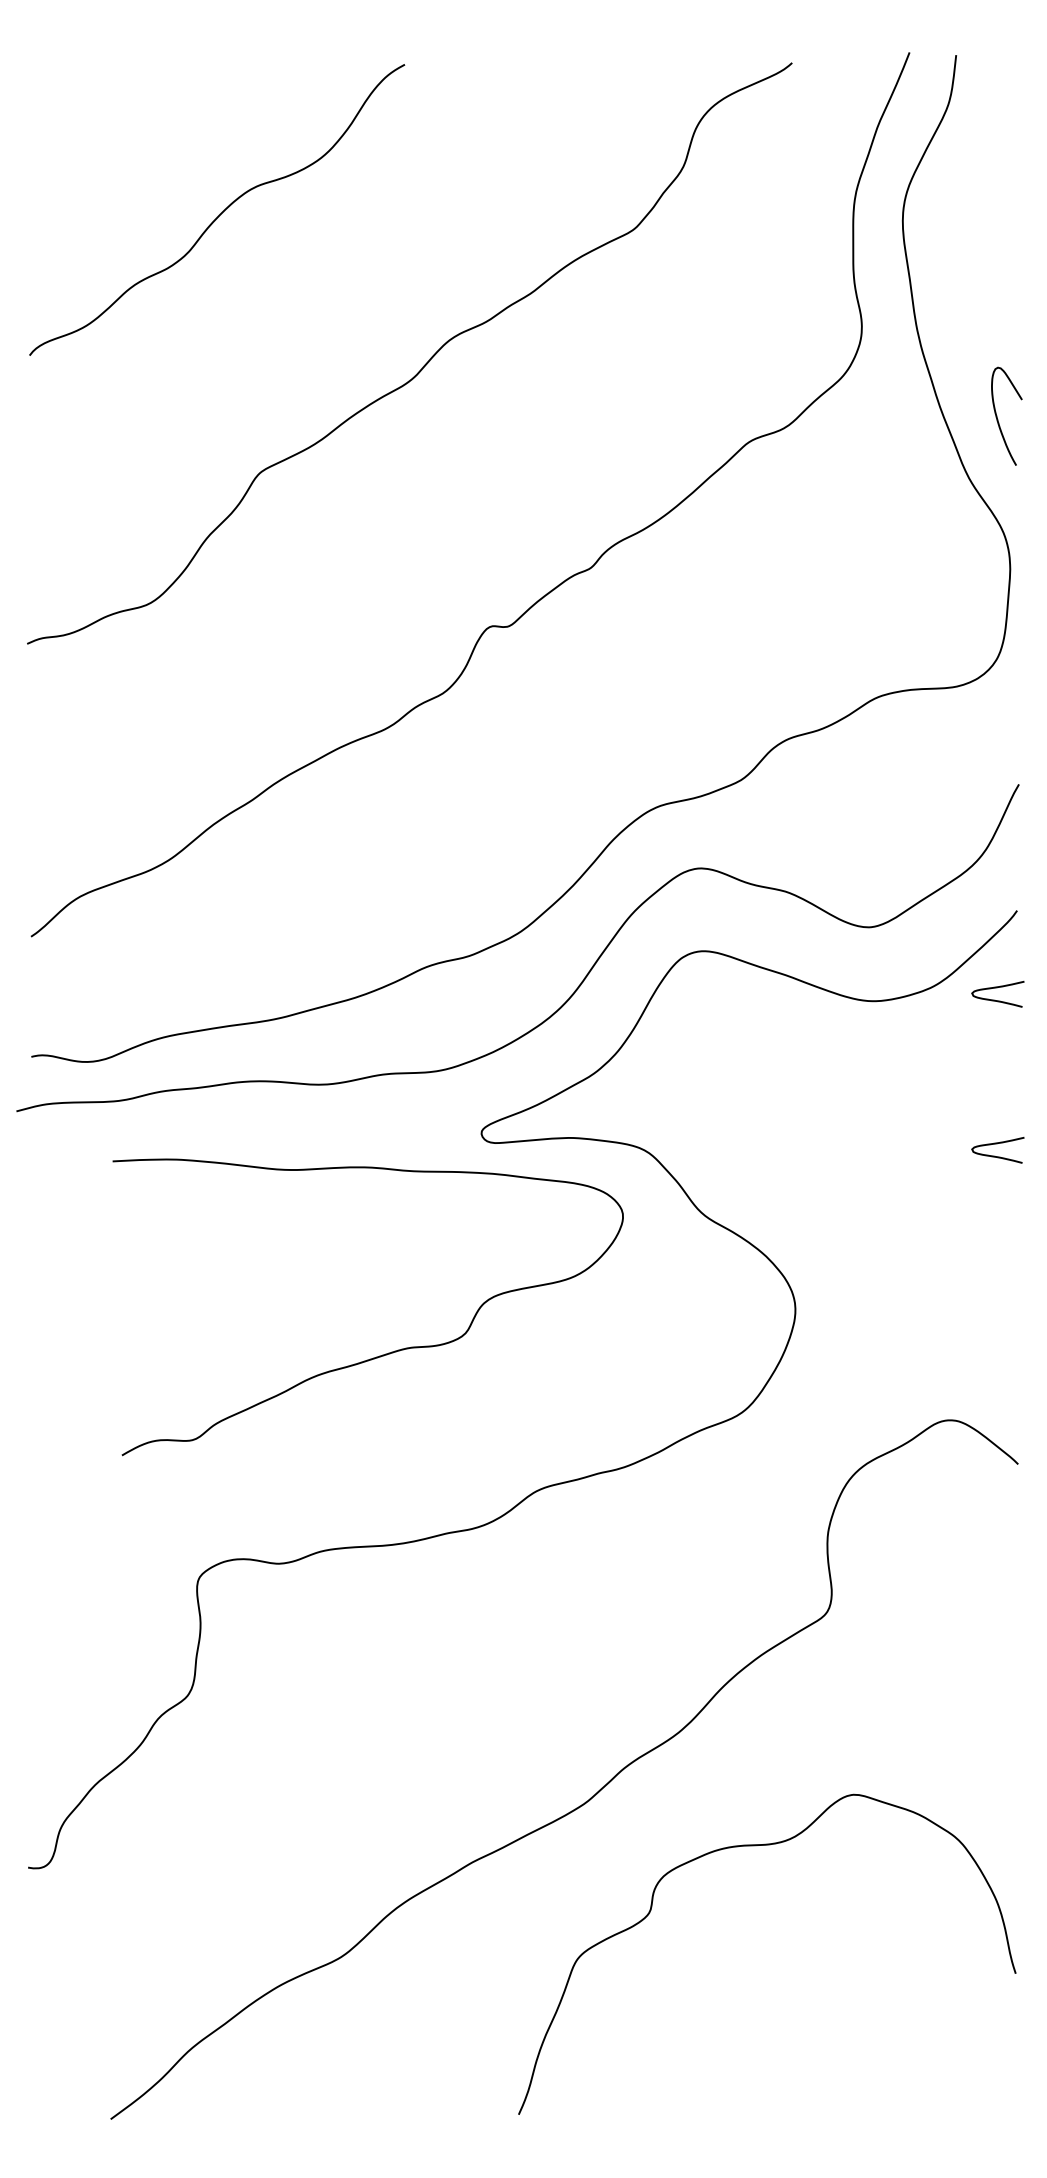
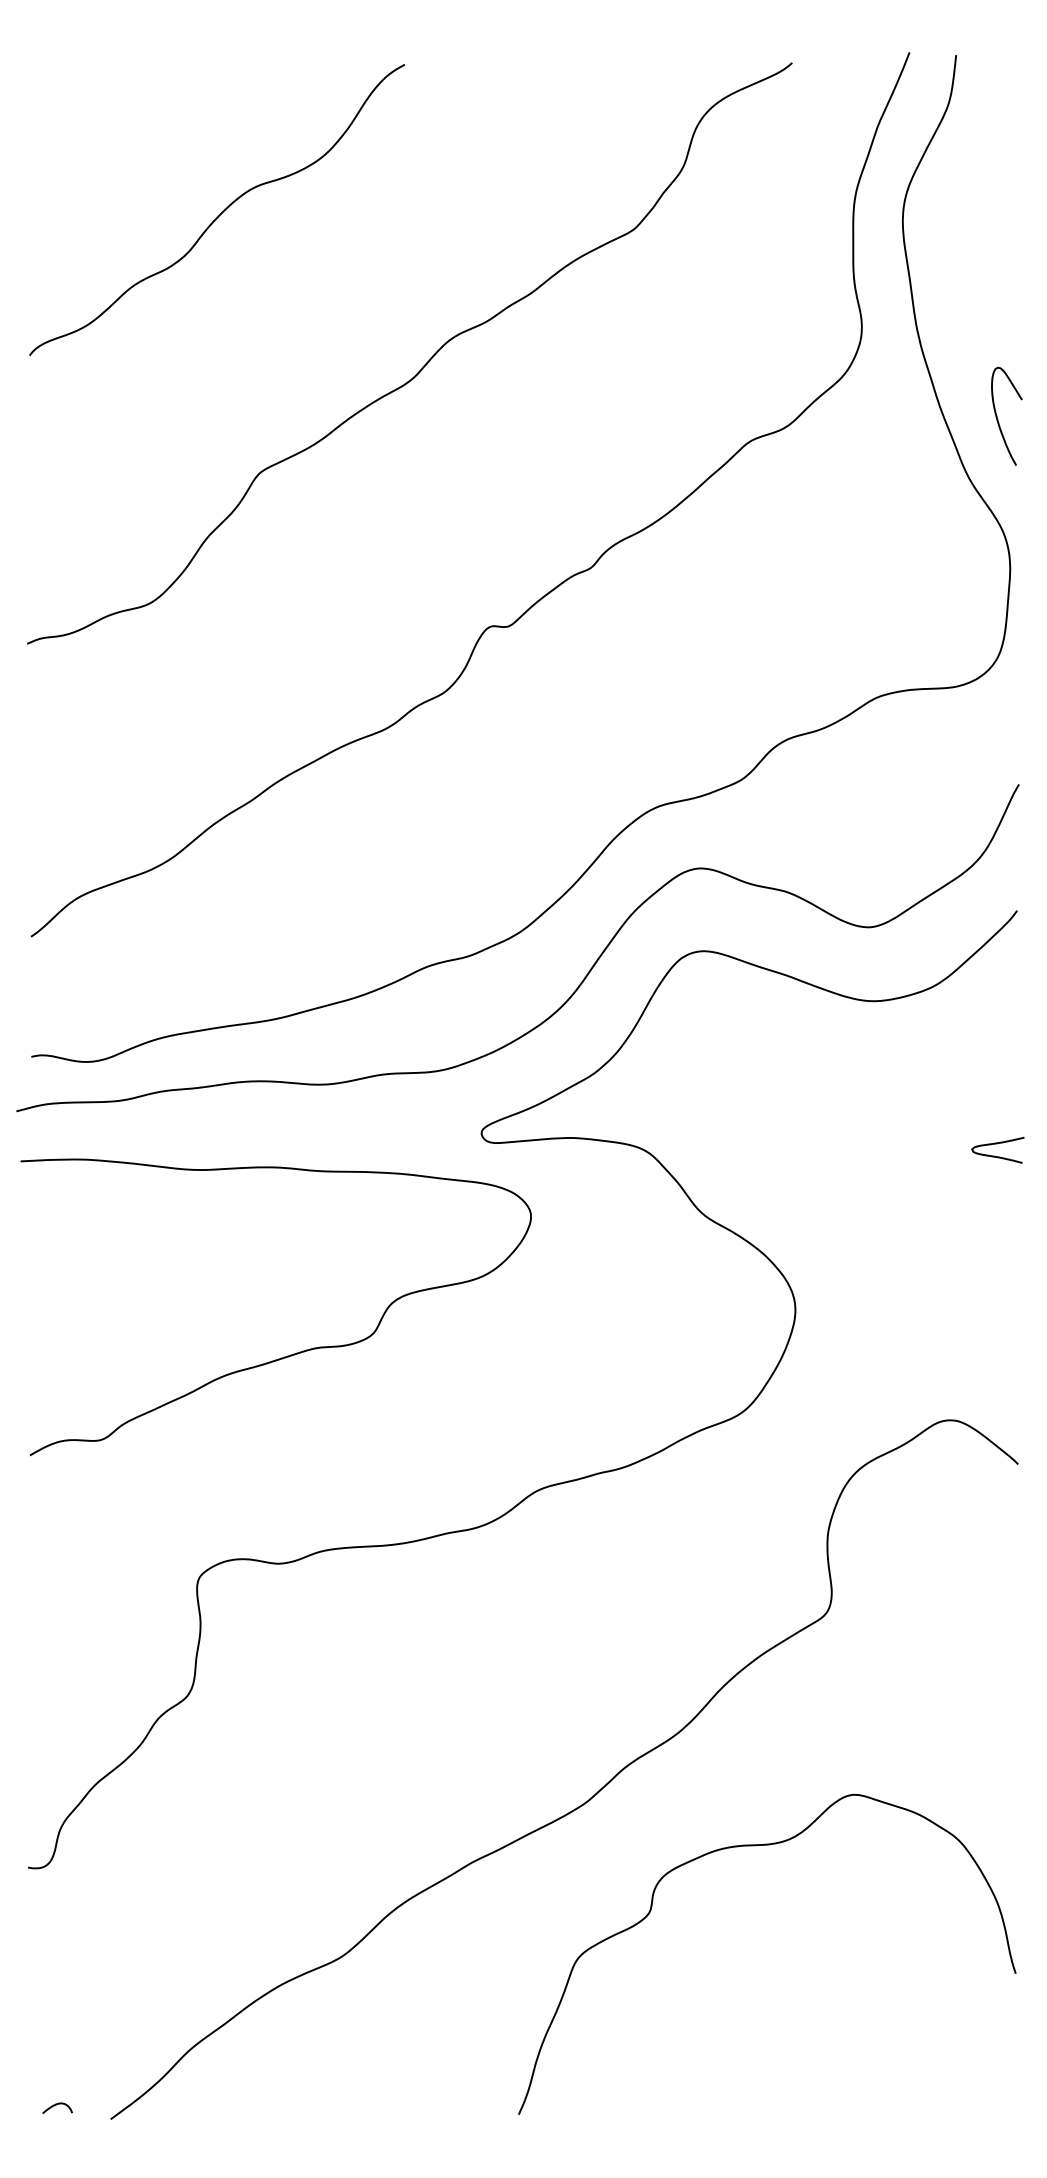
curve: present -> none (994, 999)
curve position: (382, 1354) -> (290, 1354) (290, 1354)
curve: none -> present (56, 2105)
